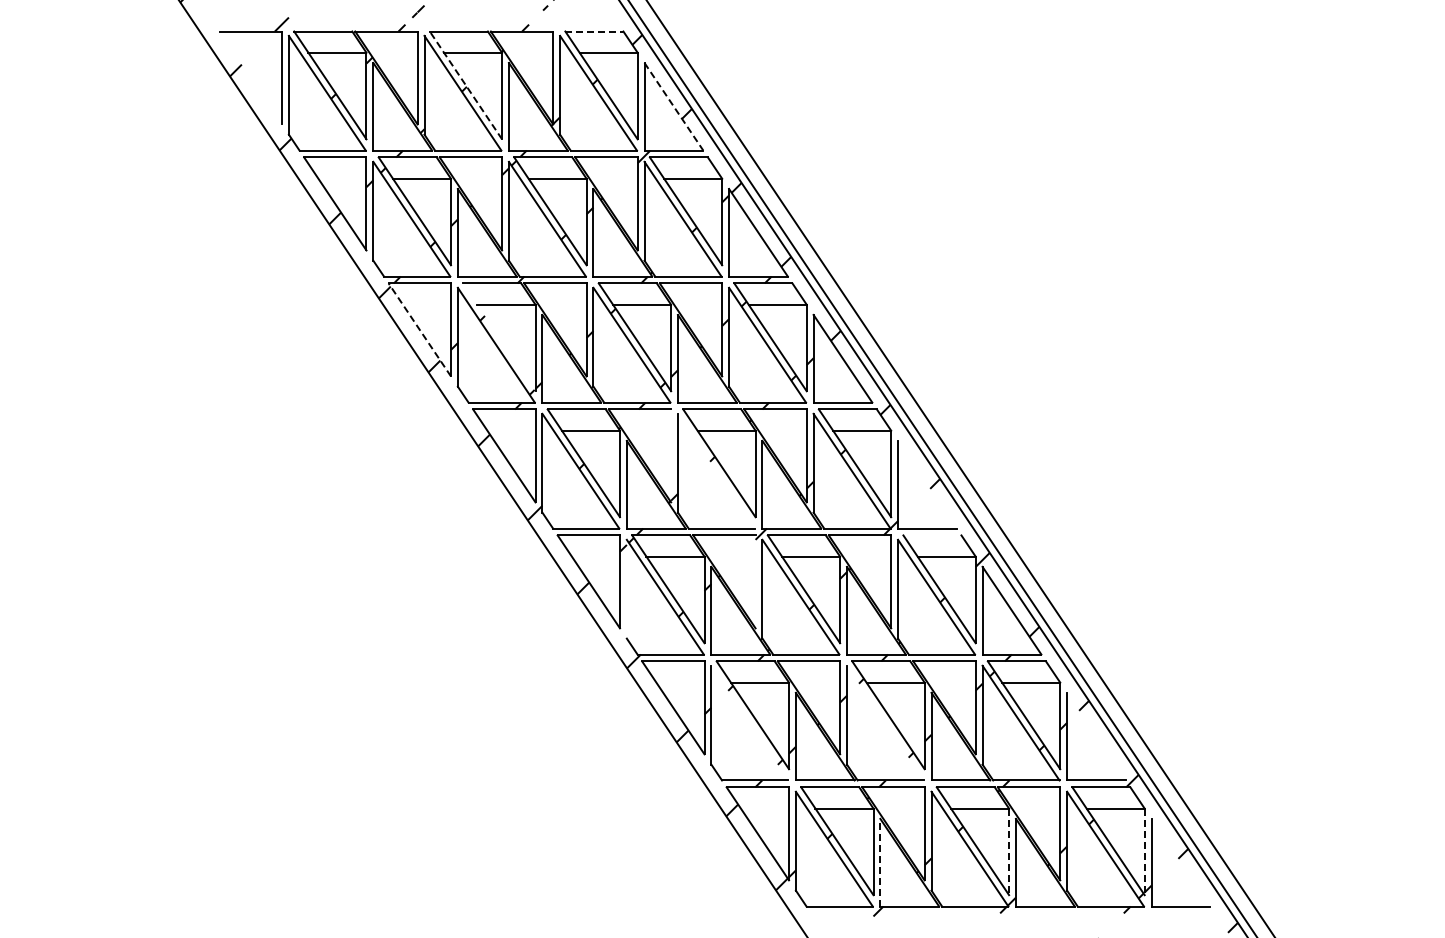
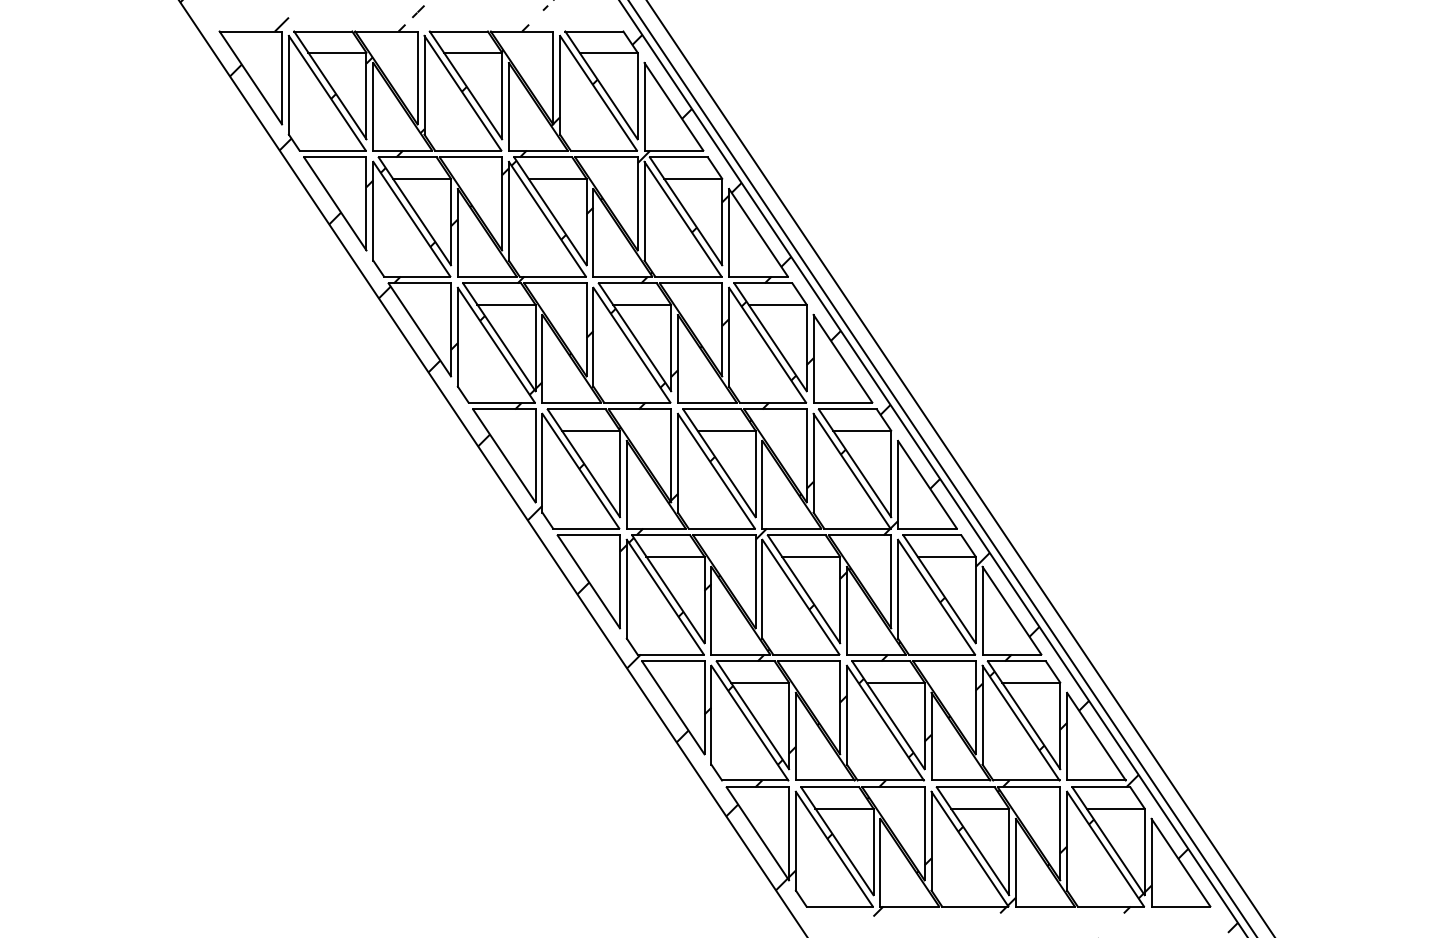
line: dashed -> solid (594, 31)
line: none -> present (250, 77)
line: dashed -> solid (465, 85)
line: dashed -> solid (673, 106)
line: dashed -> solid (419, 329)
line: none -> present (499, 337)
line: none -> present (671, 455)
line: none -> present (716, 470)
line: none -> present (927, 484)
line: none -> present (932, 535)
line: none -> present (755, 581)
line: none -> present (626, 588)
line: none -> present (749, 722)
line: none -> present (884, 722)
line: none -> present (1096, 736)
line: dashed -> solid (1009, 852)
line: dashed -> solid (1144, 852)
line: dashed -> solid (880, 862)
line: none -> present (1180, 862)
